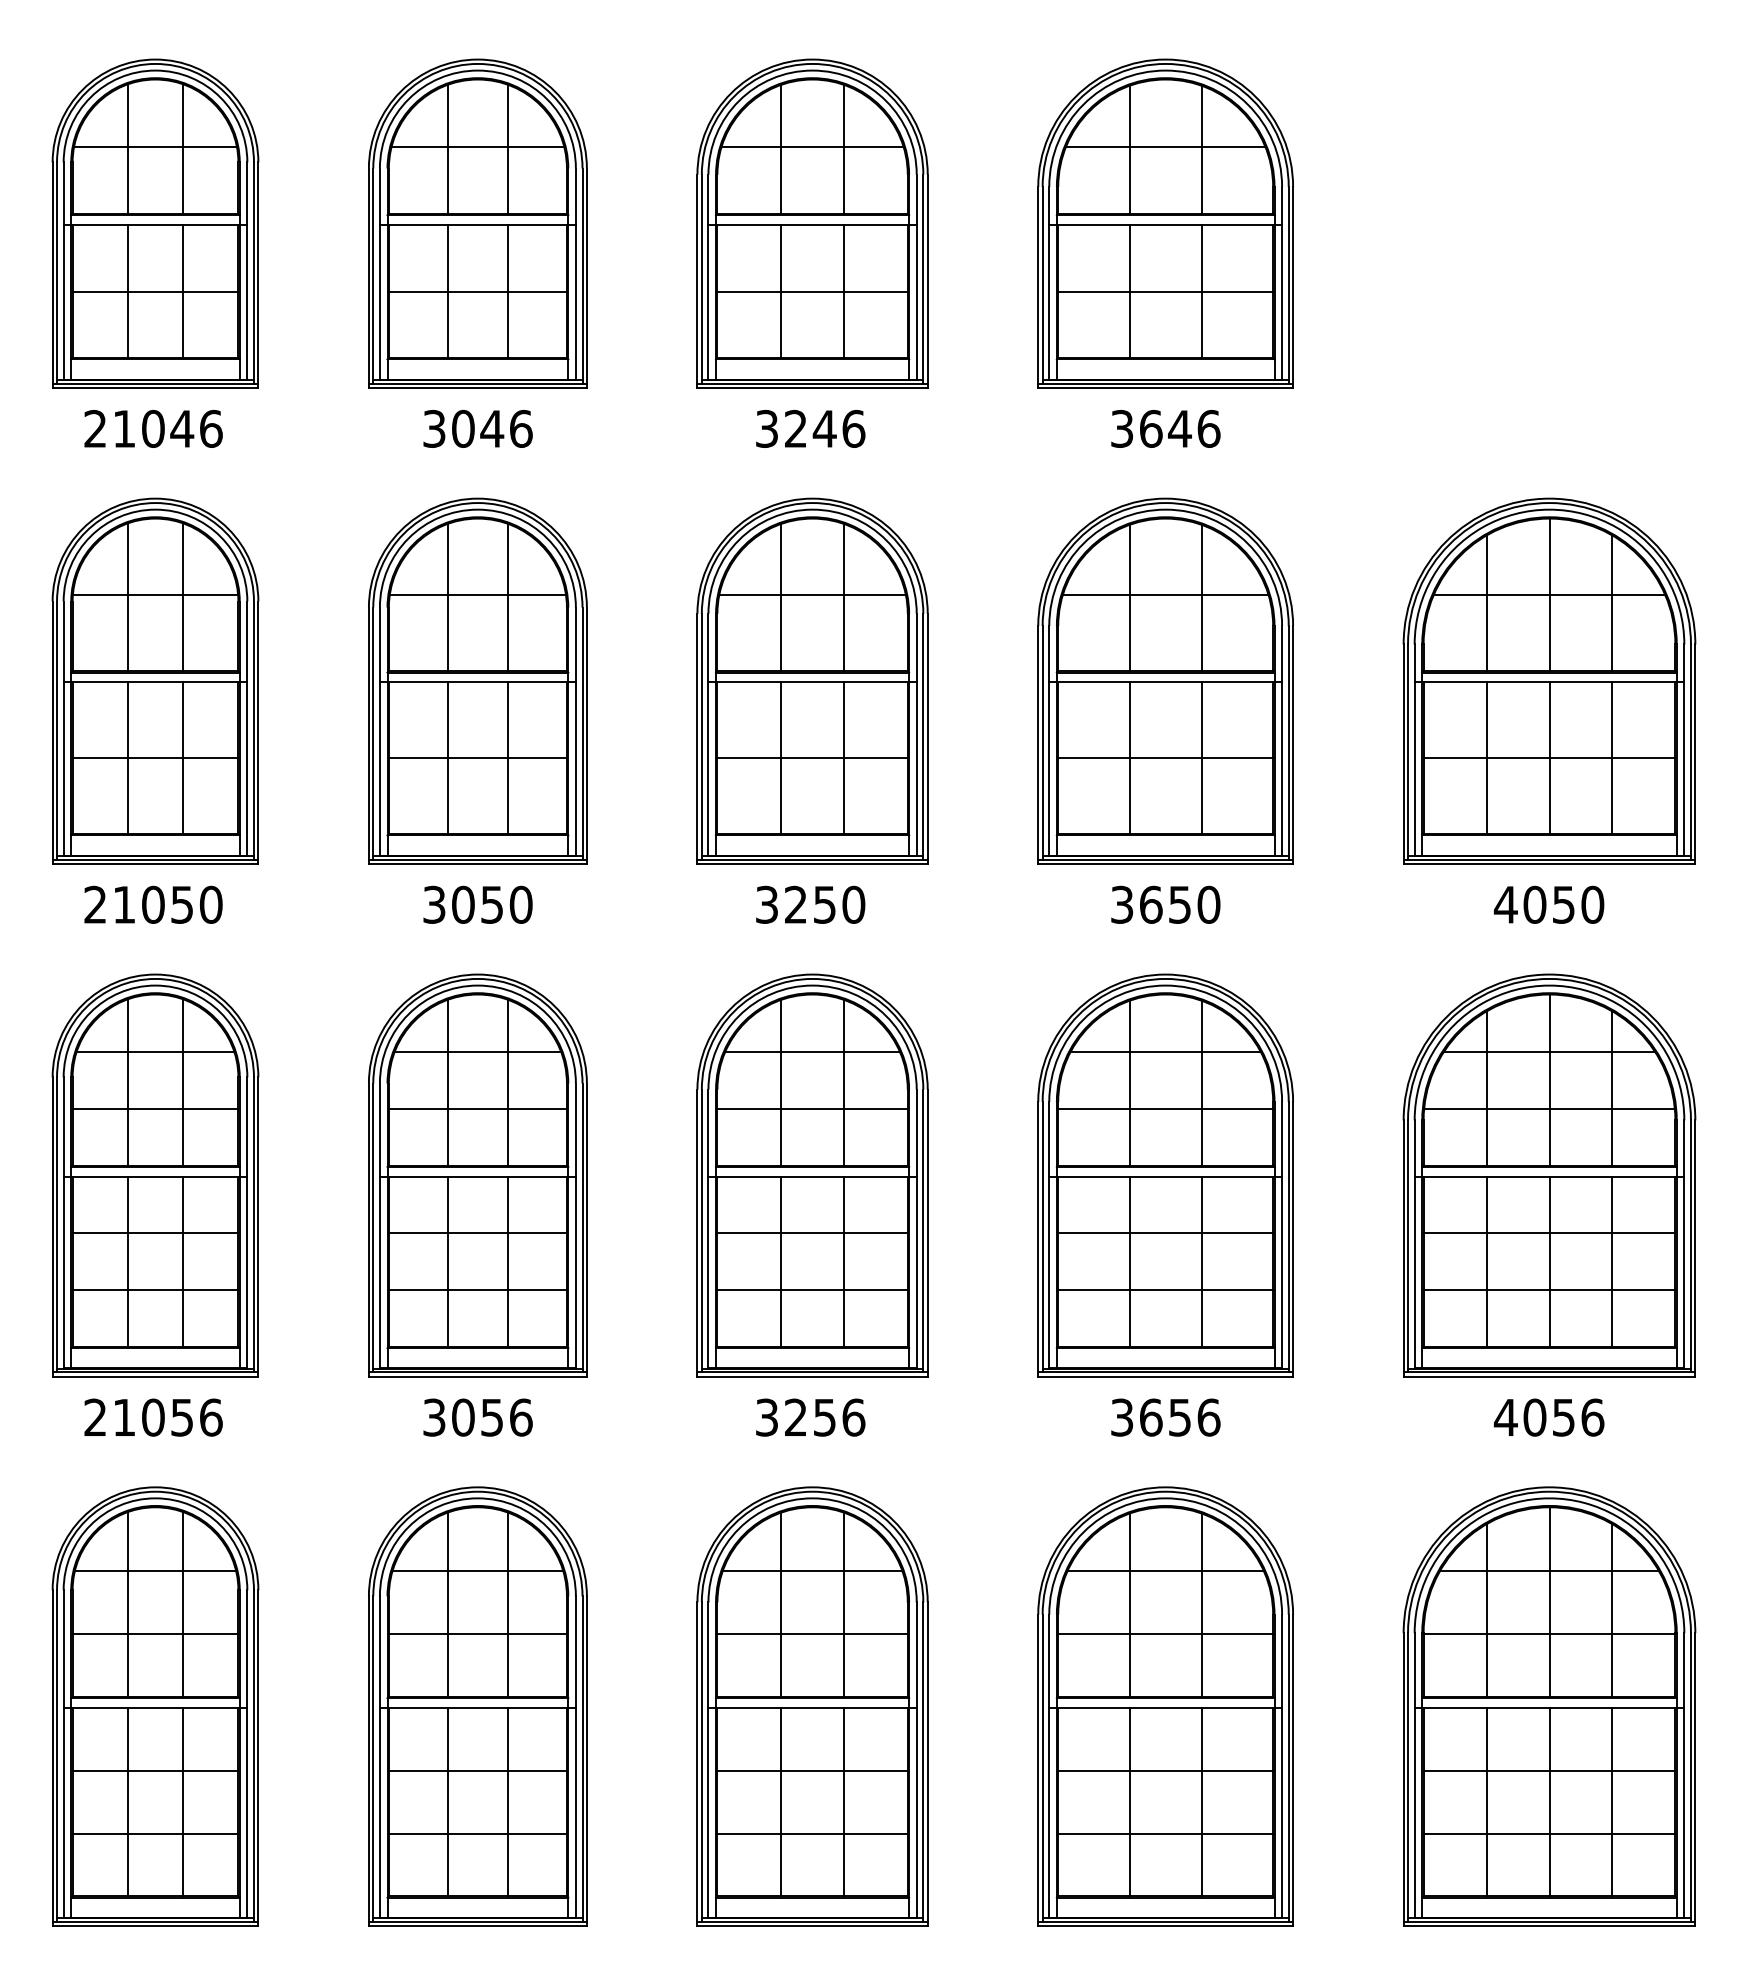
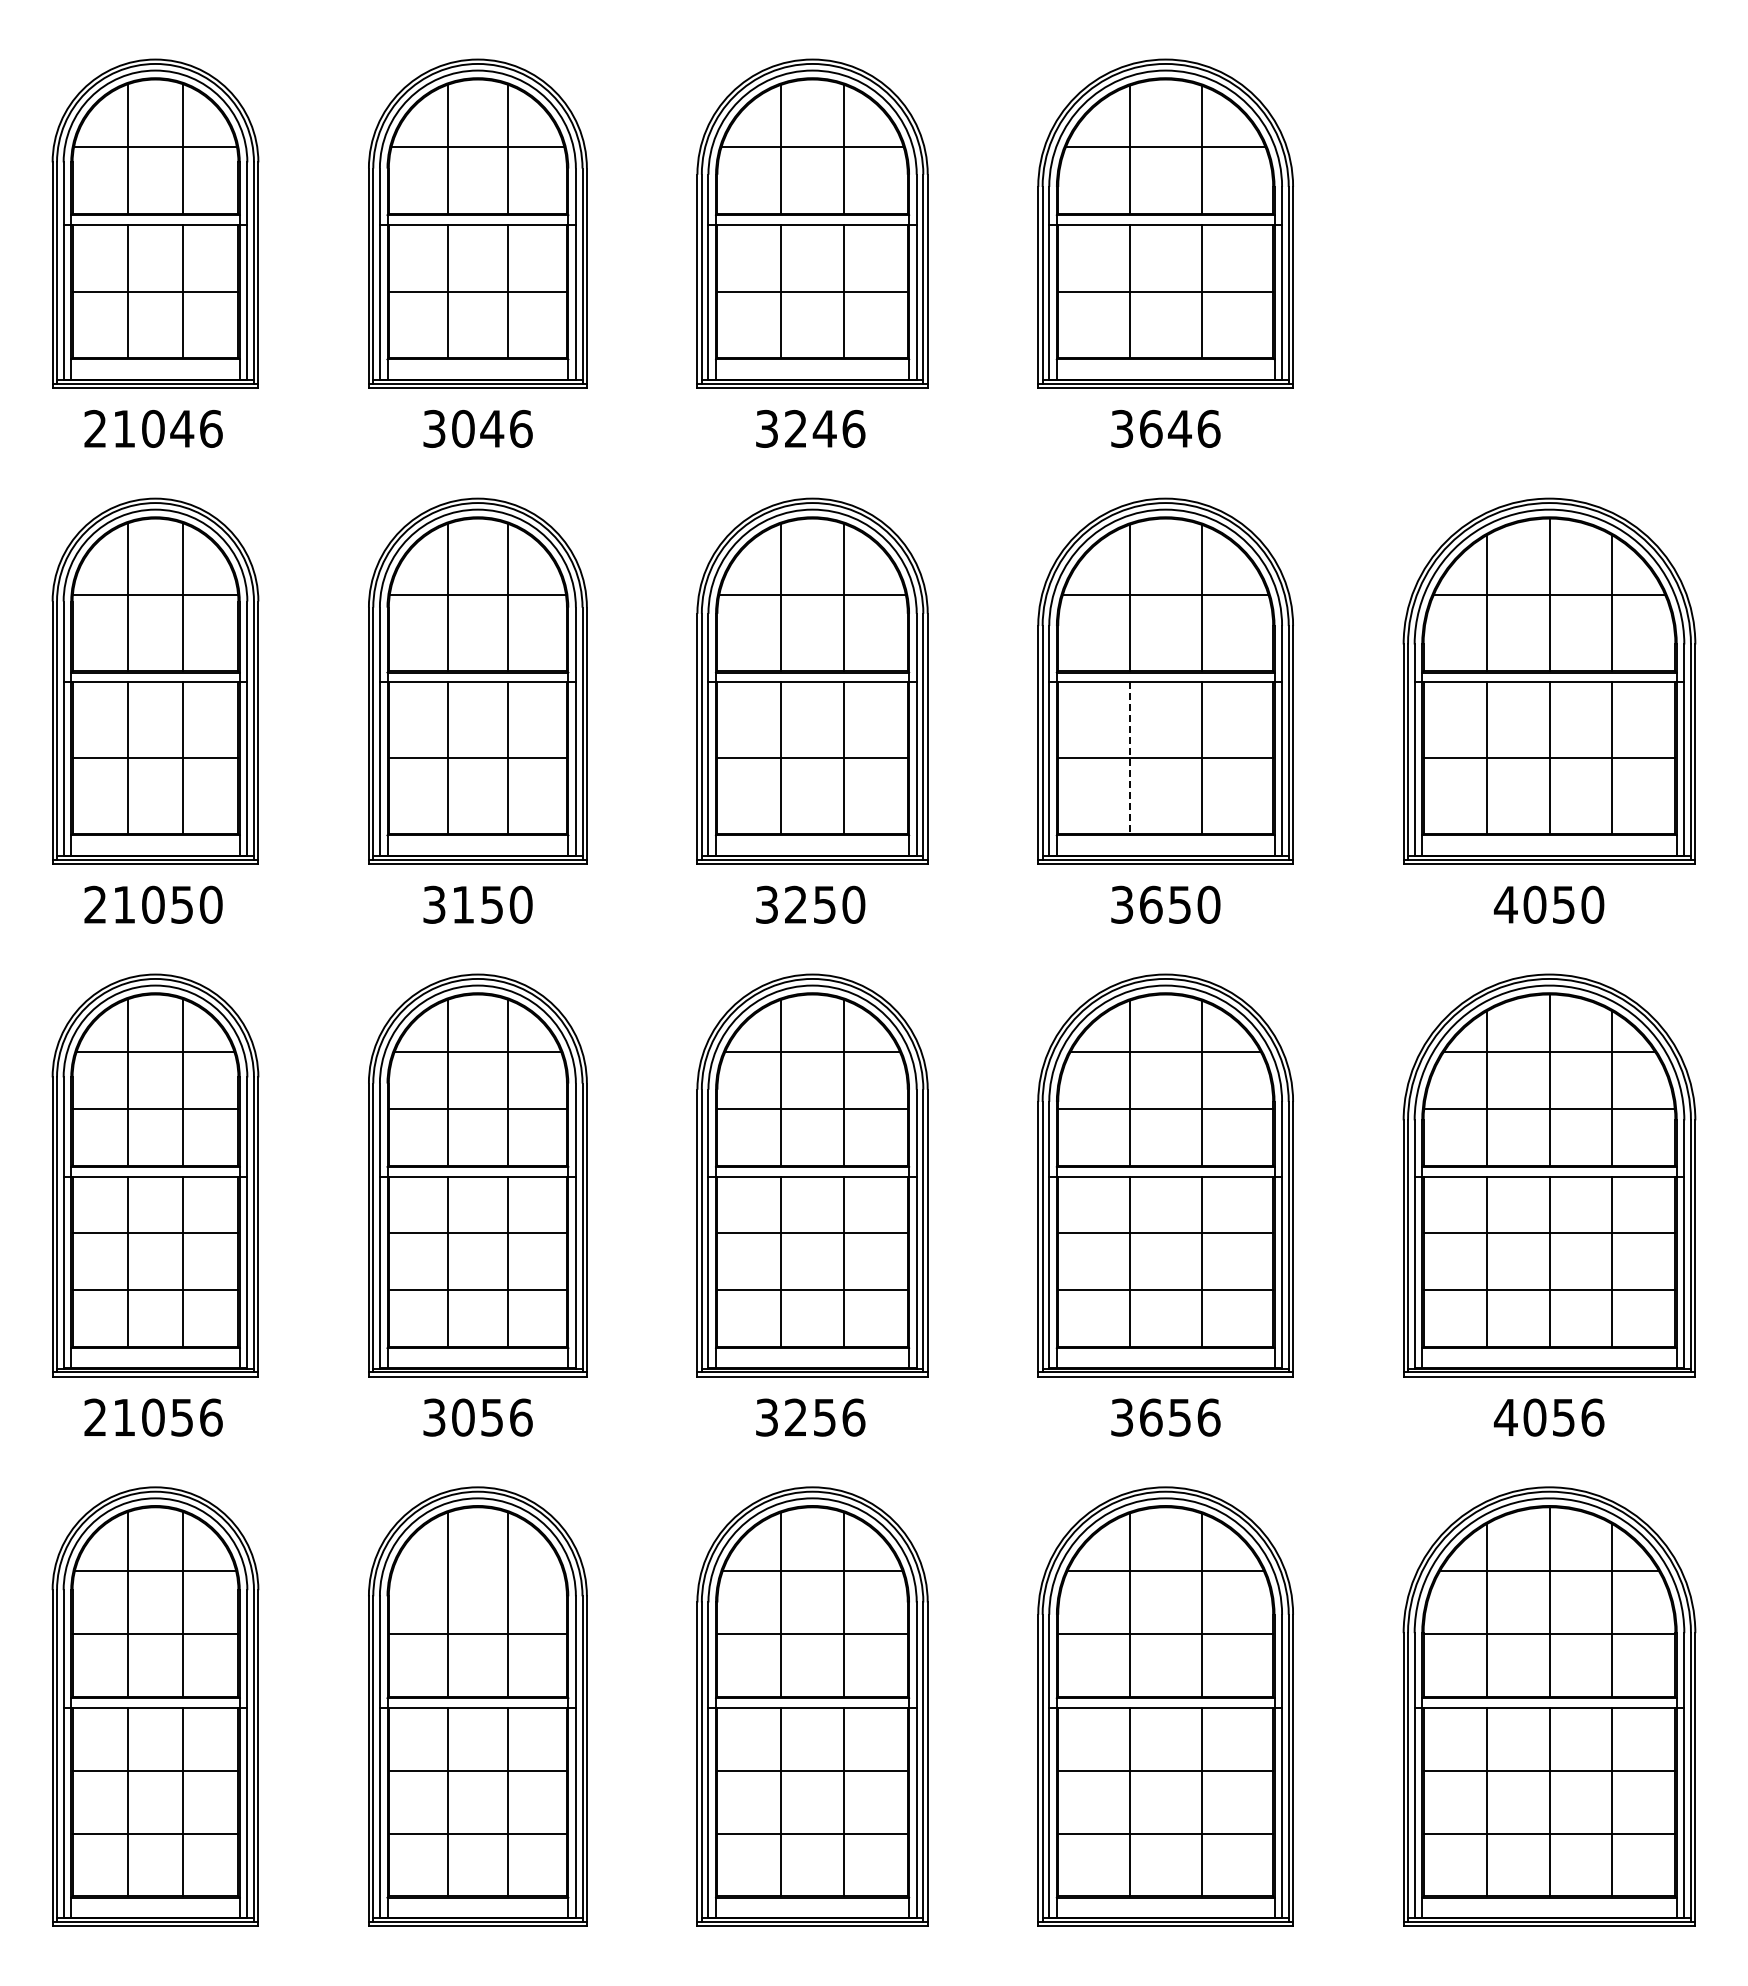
line: solid -> dashed (1129, 758)
text: 3050 -> 3150 (463, 904)
line: present -> none (477, 1571)
